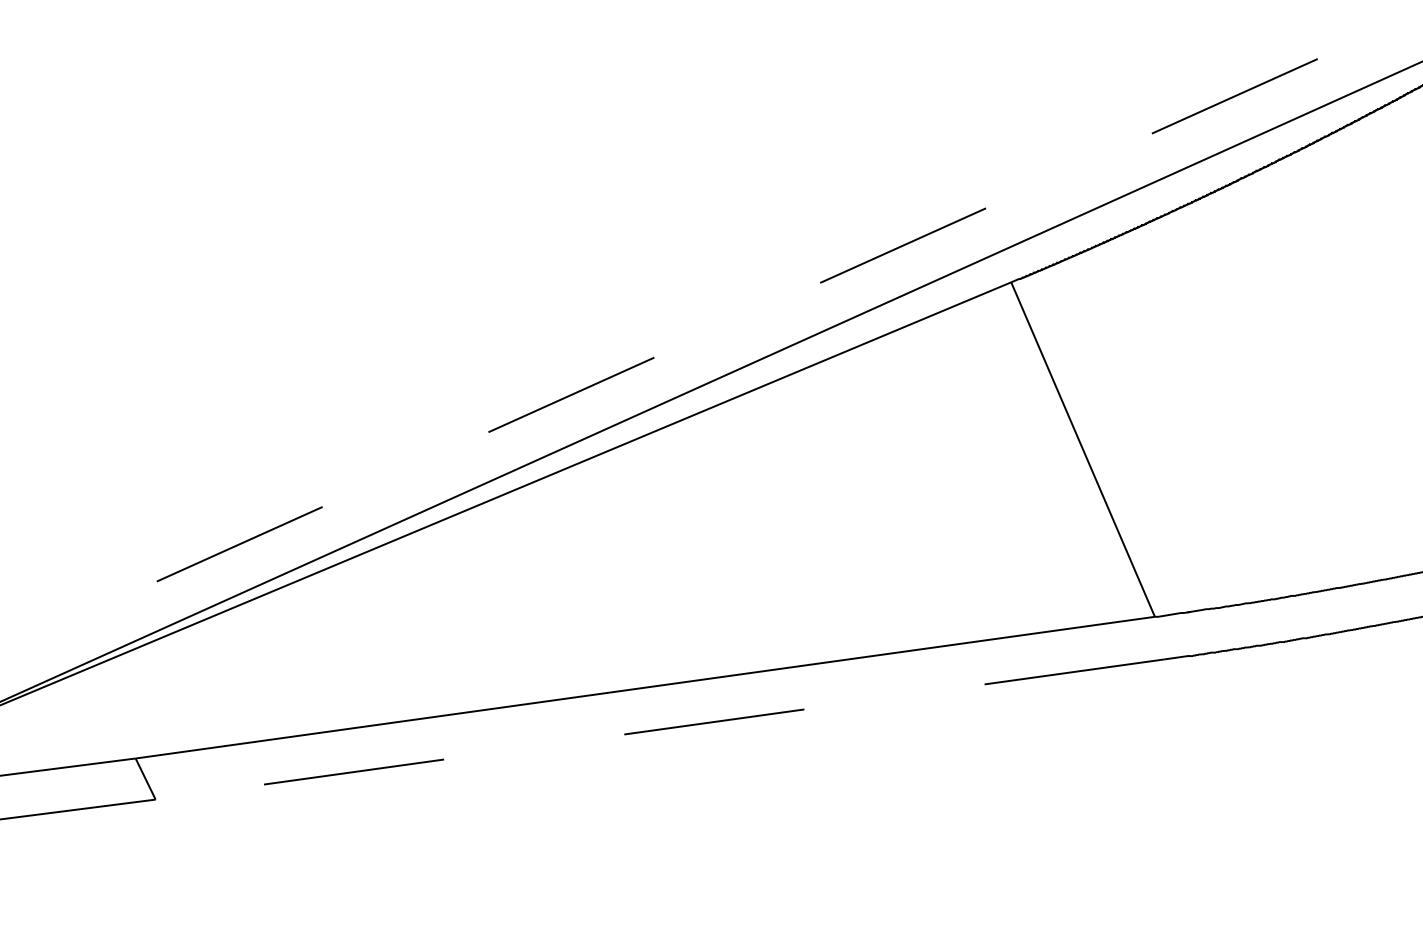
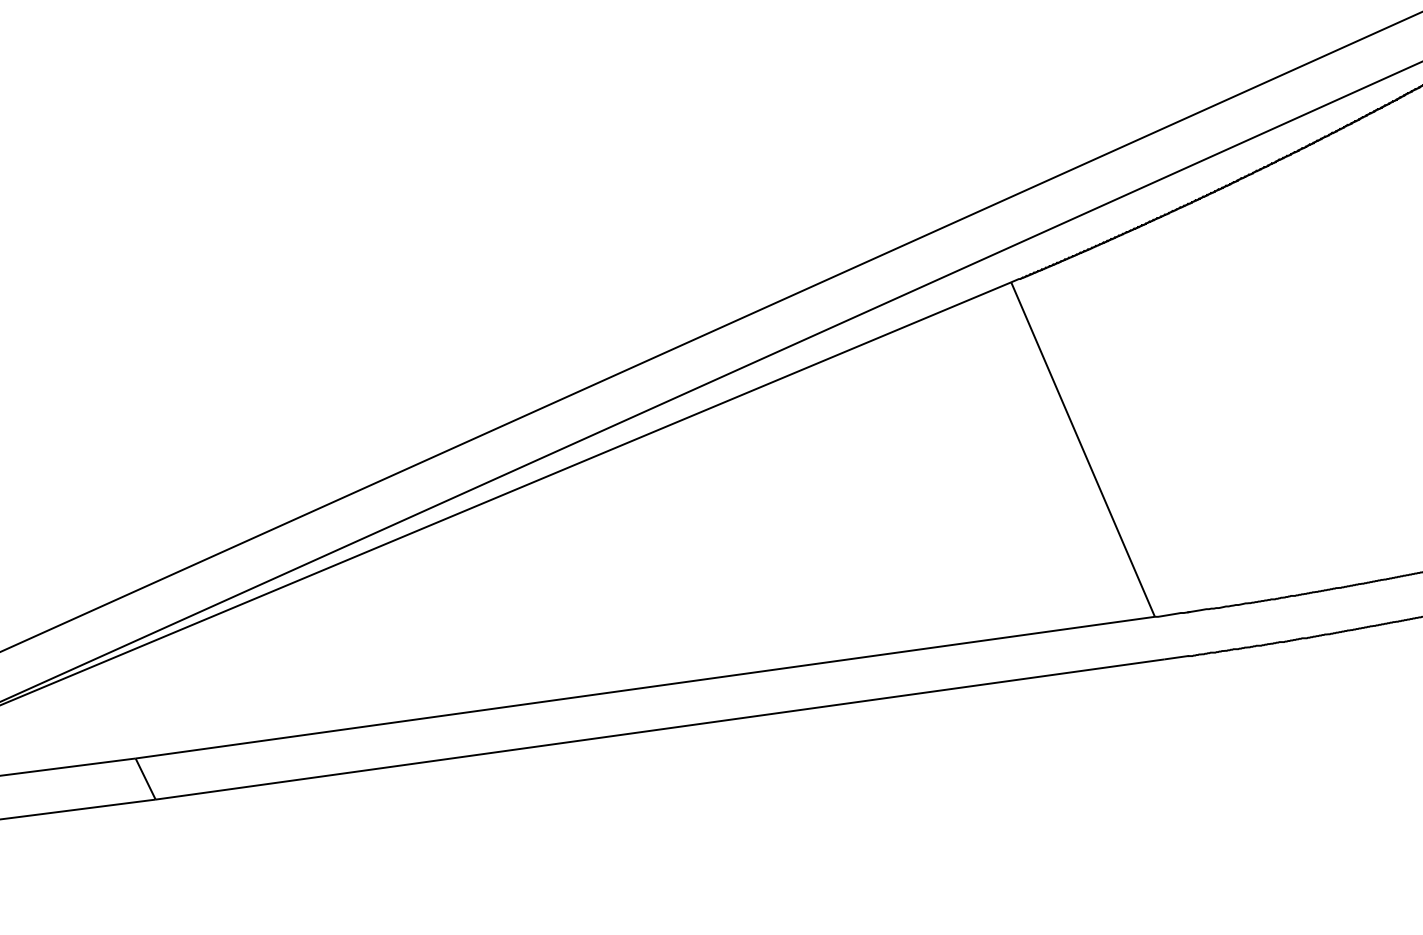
line: dashed -> solid (711, 332)
line: dashed -> solid (659, 729)
